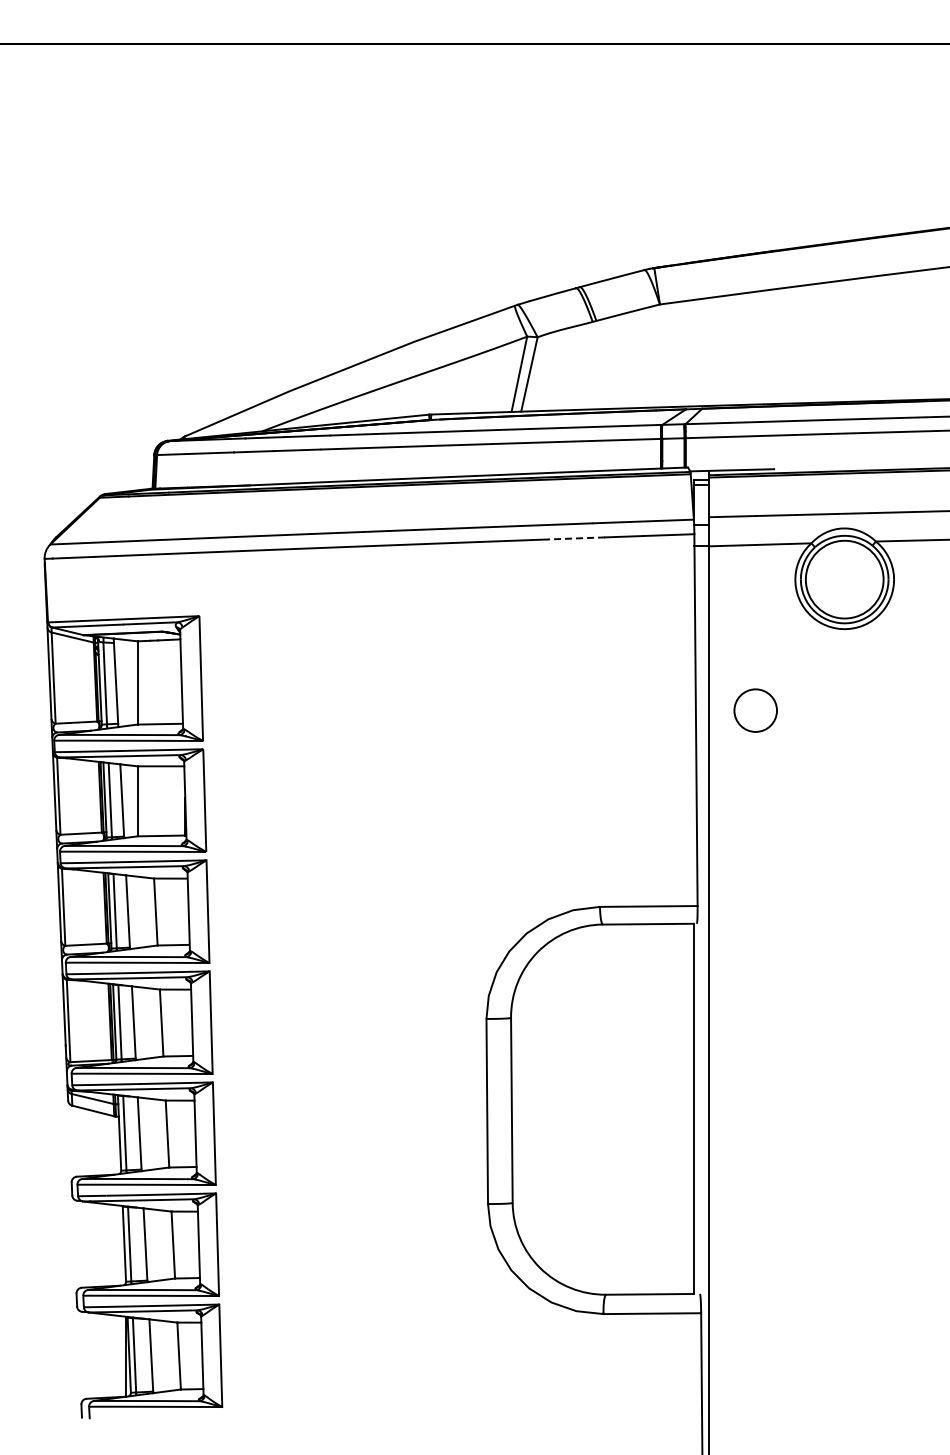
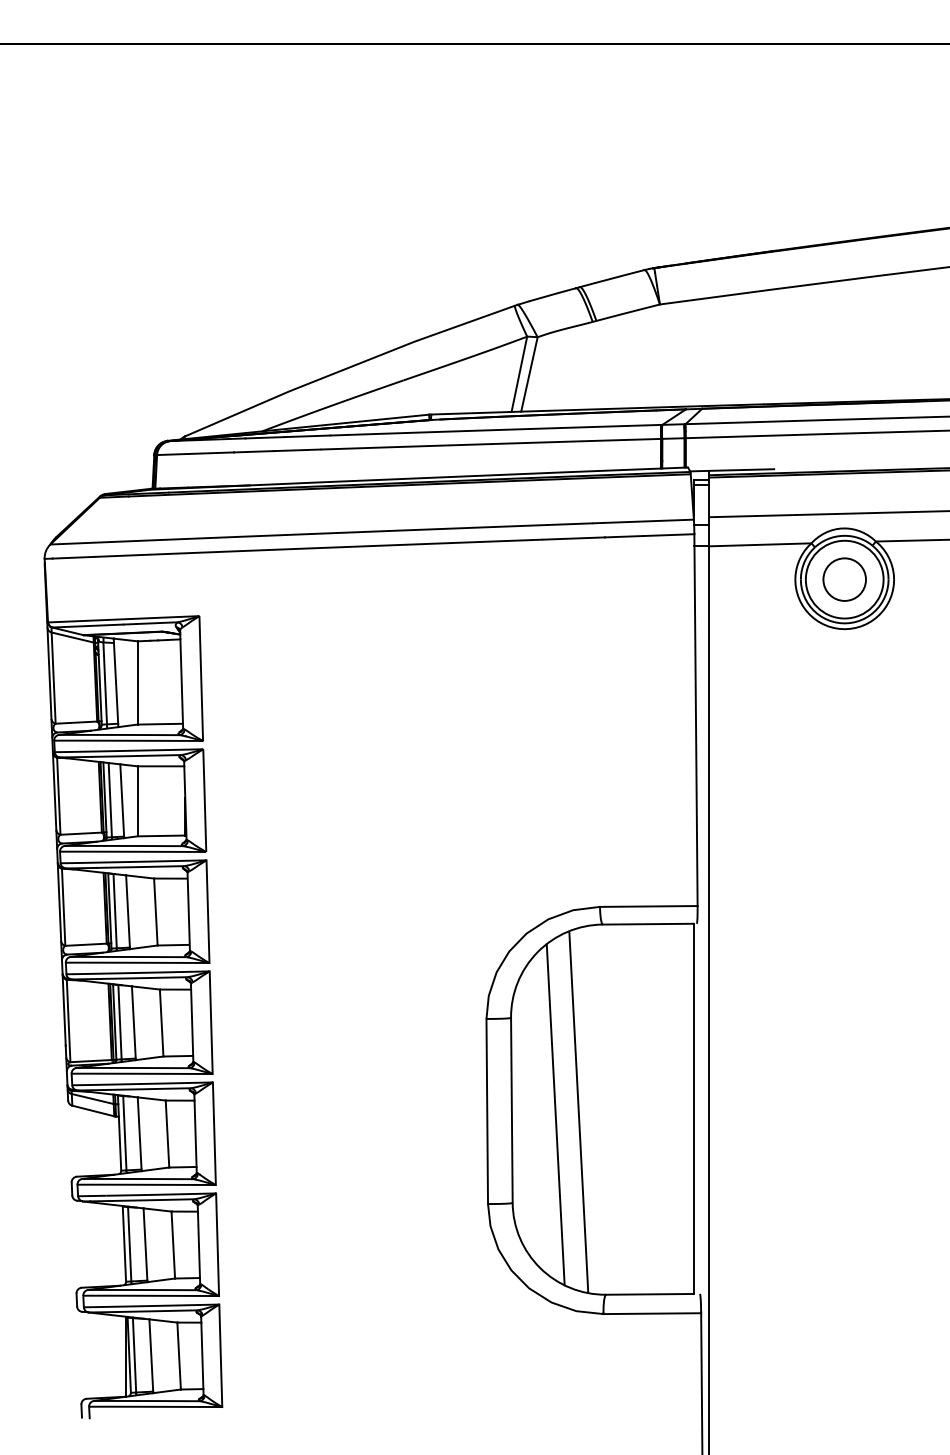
line: dashed -> solid (573, 538)
circle position: (755, 710) -> (844, 579) (844, 579)
line: none -> present (578, 1111)
line: none -> present (555, 1114)
